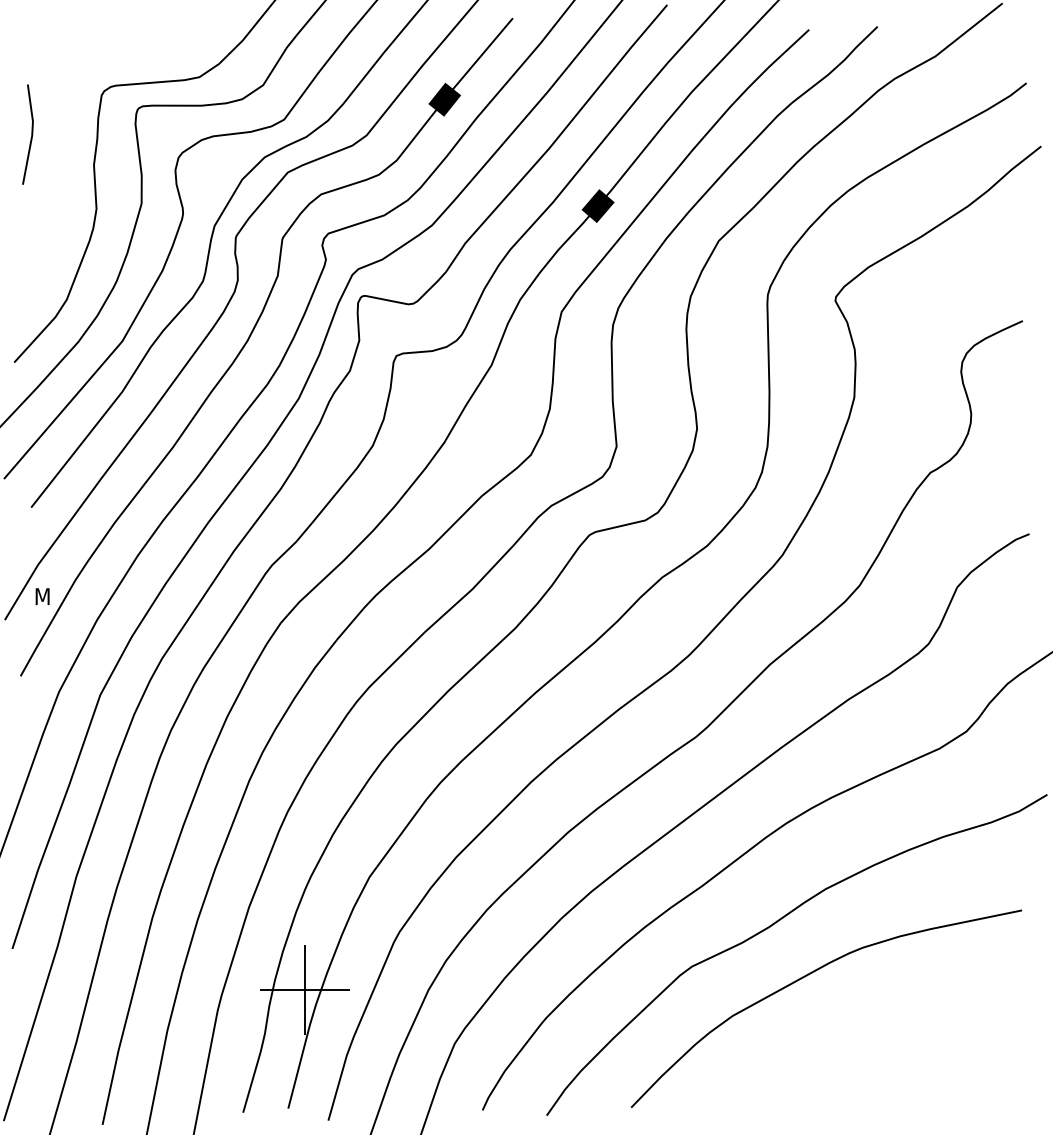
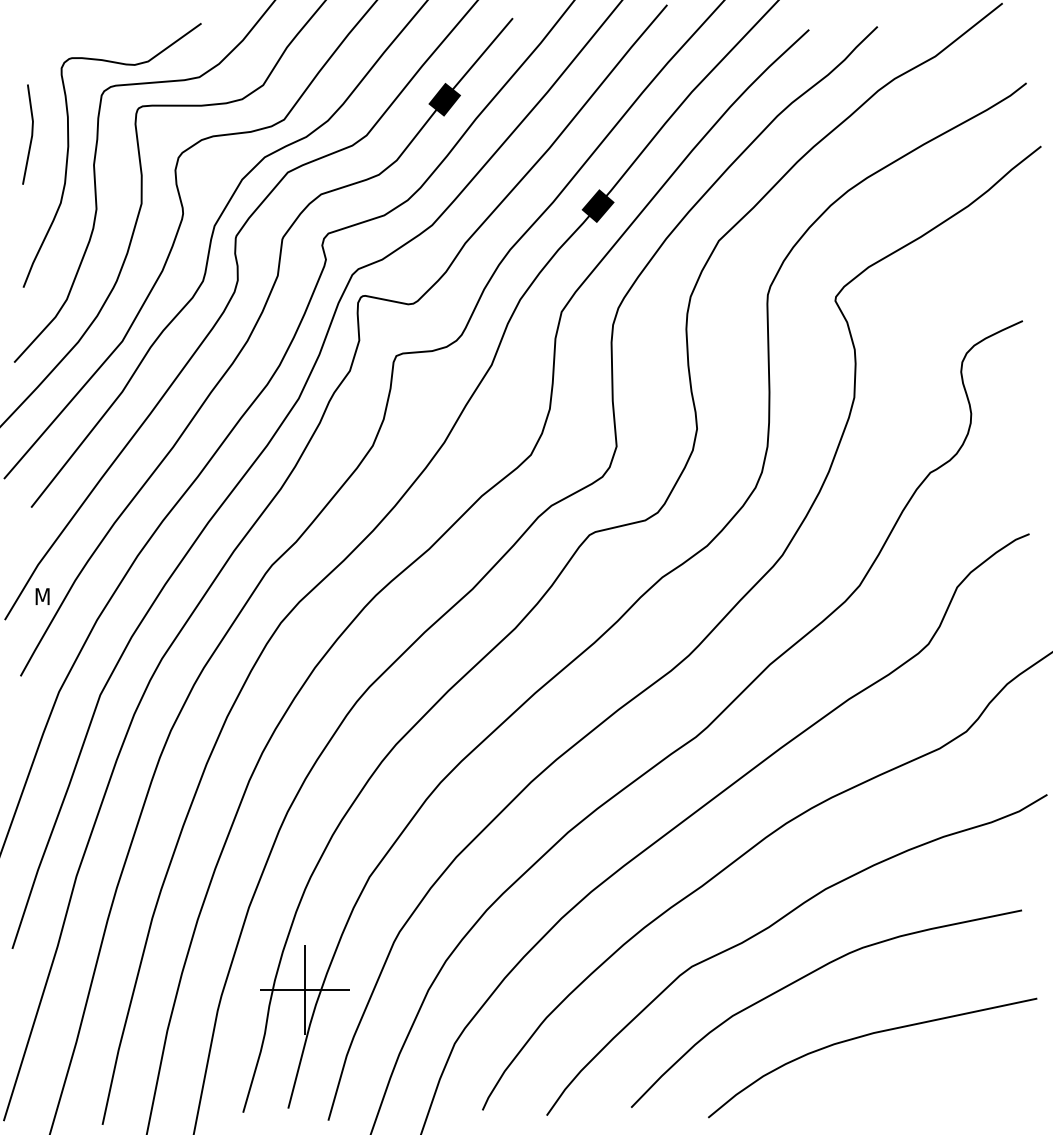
curve: none -> present (69, 147)
curve: none -> present (865, 1036)
